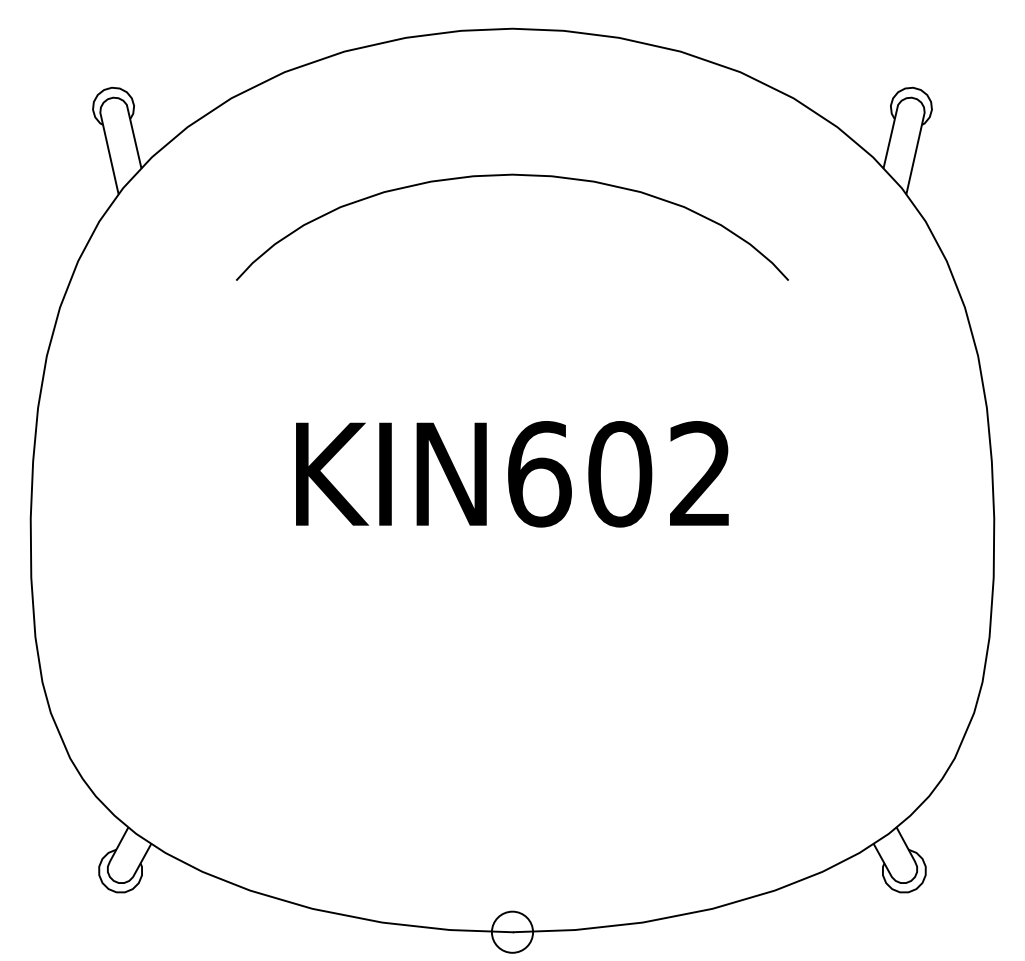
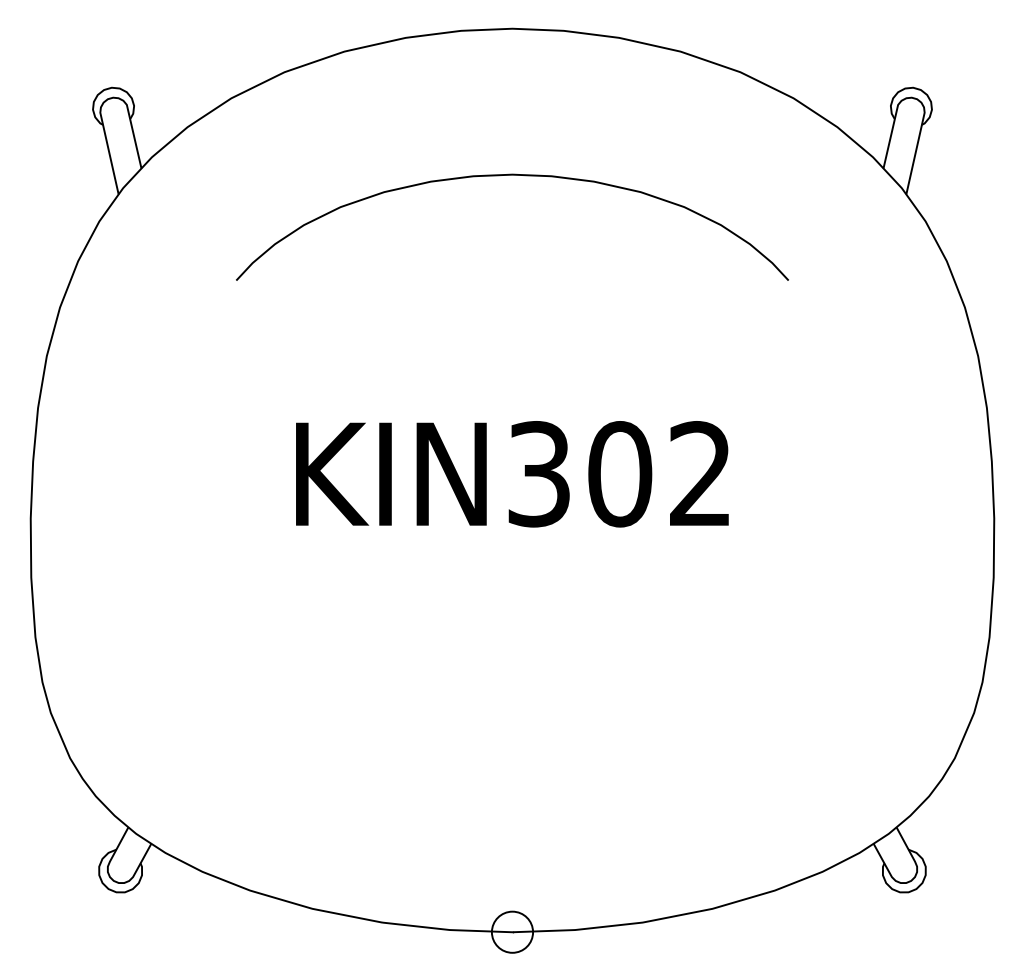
text: KIN602 -> KIN302 (539, 474)
